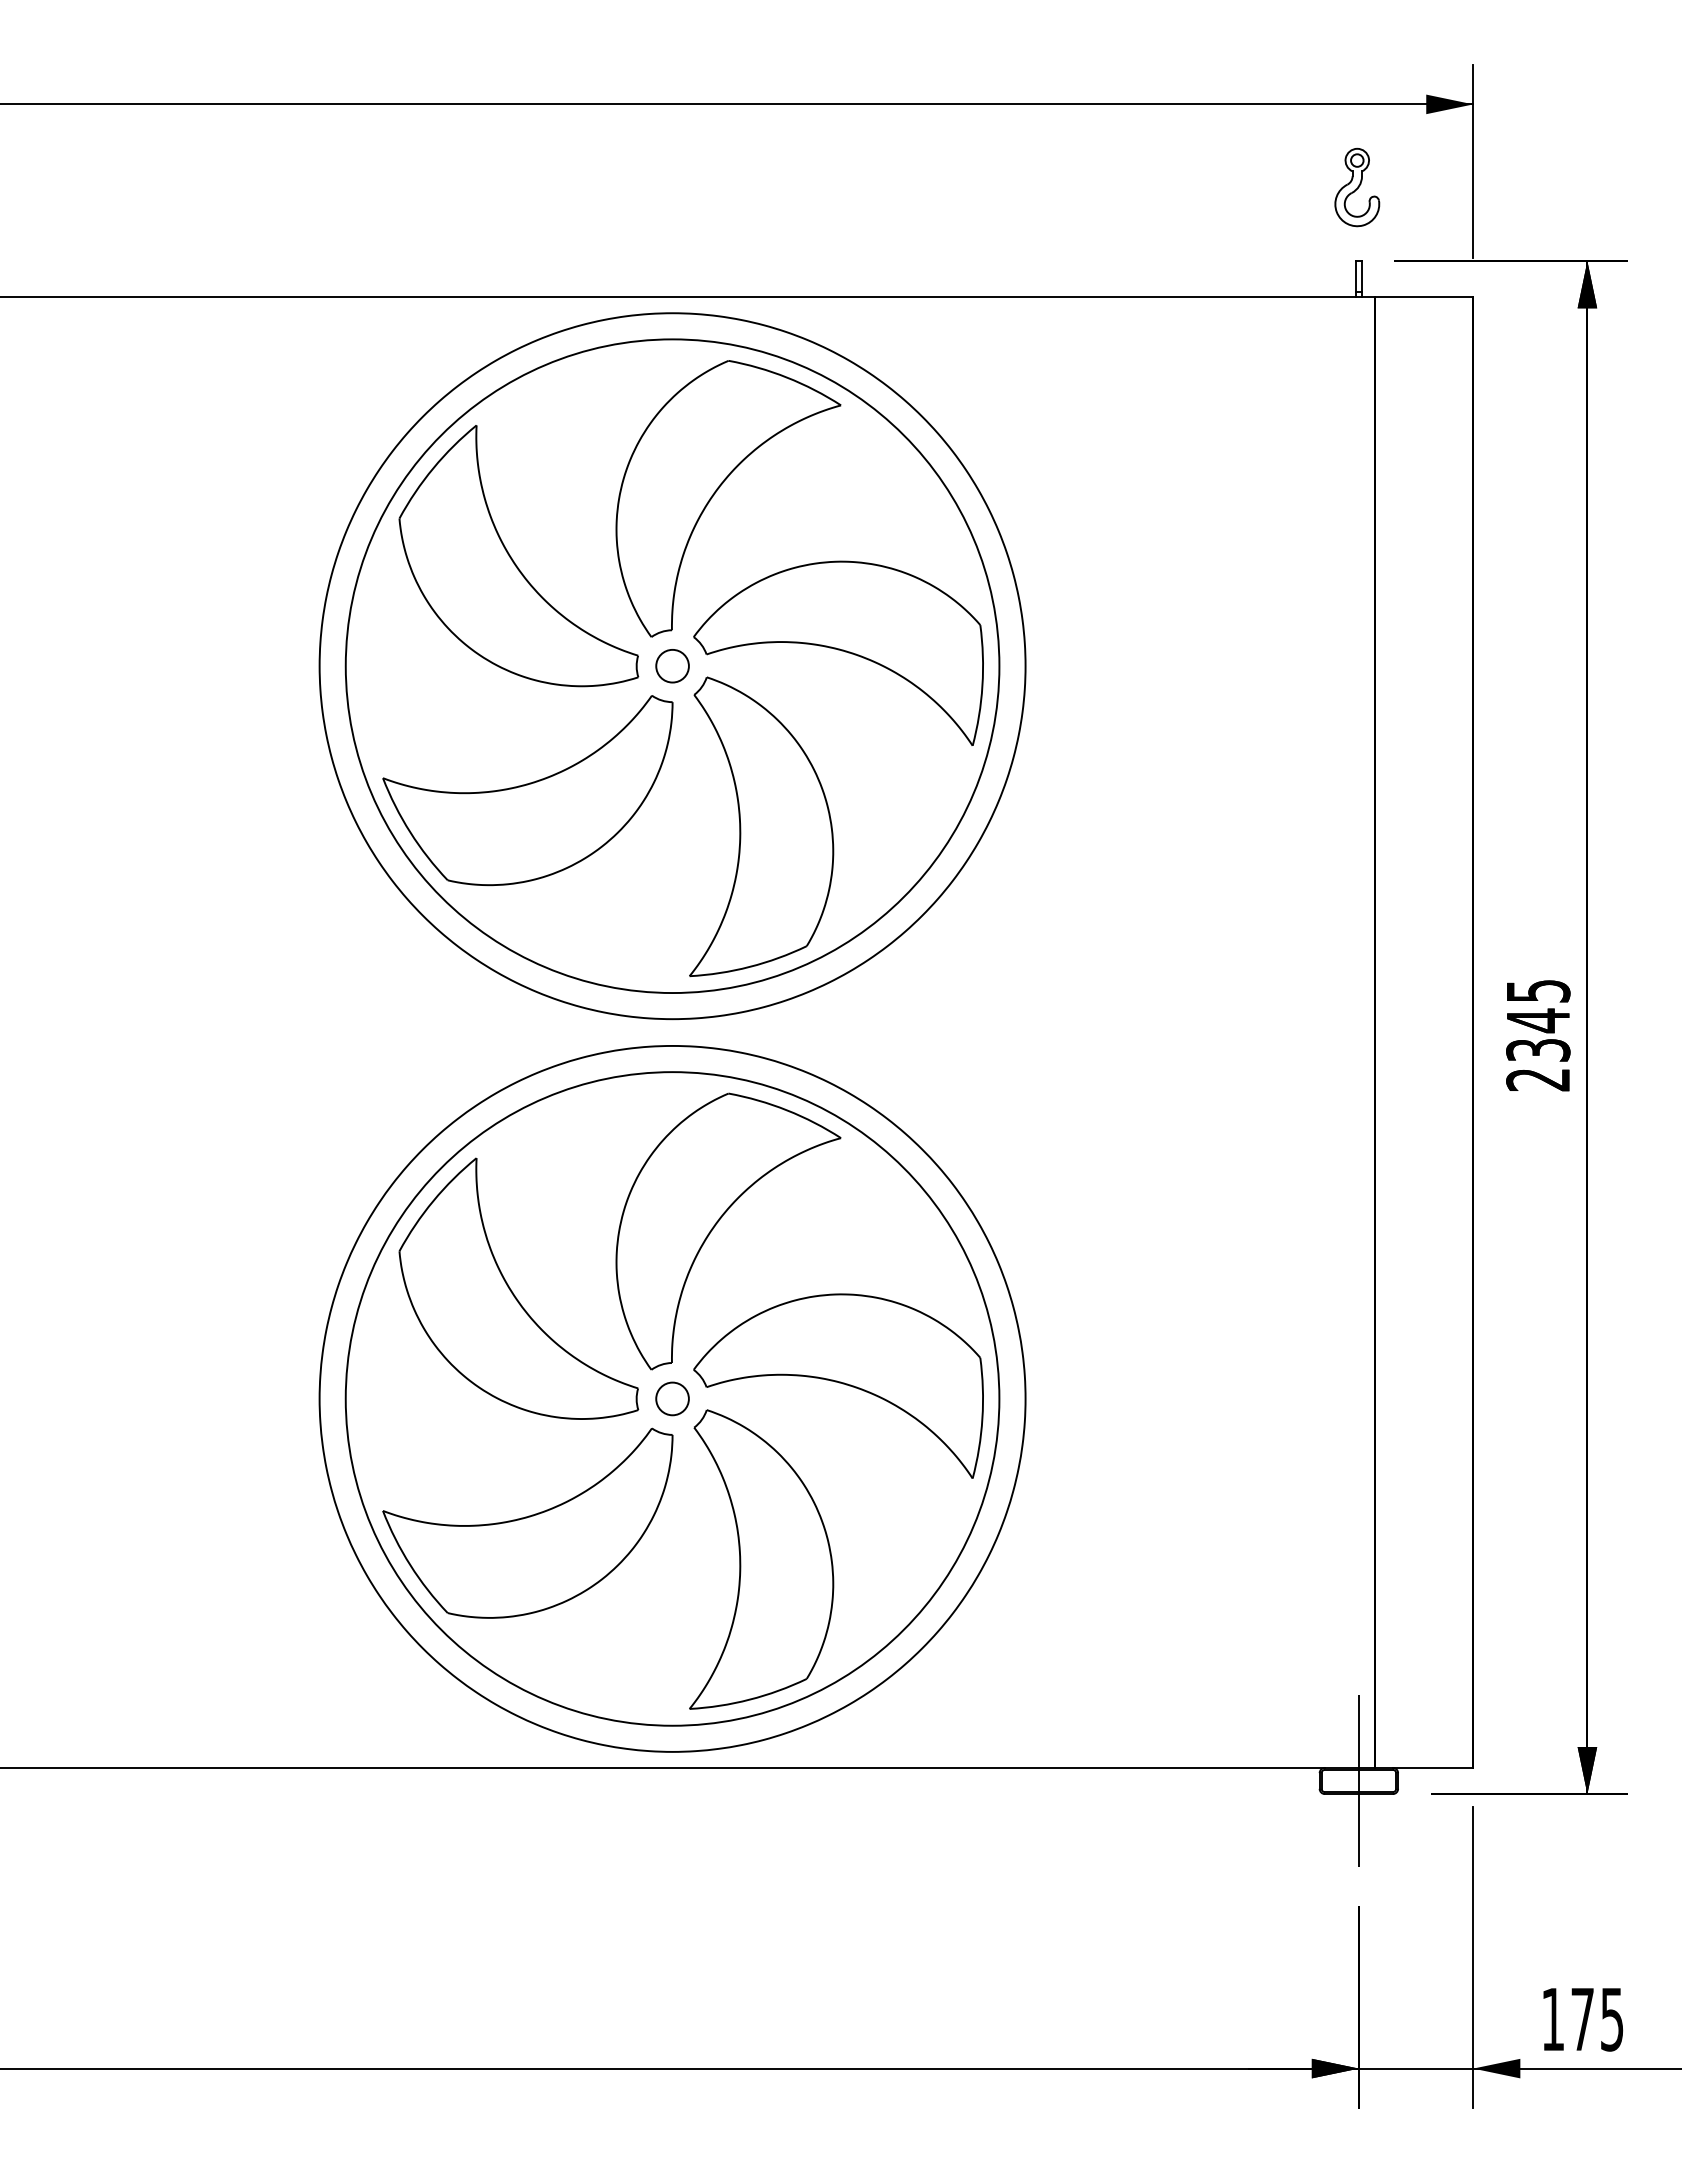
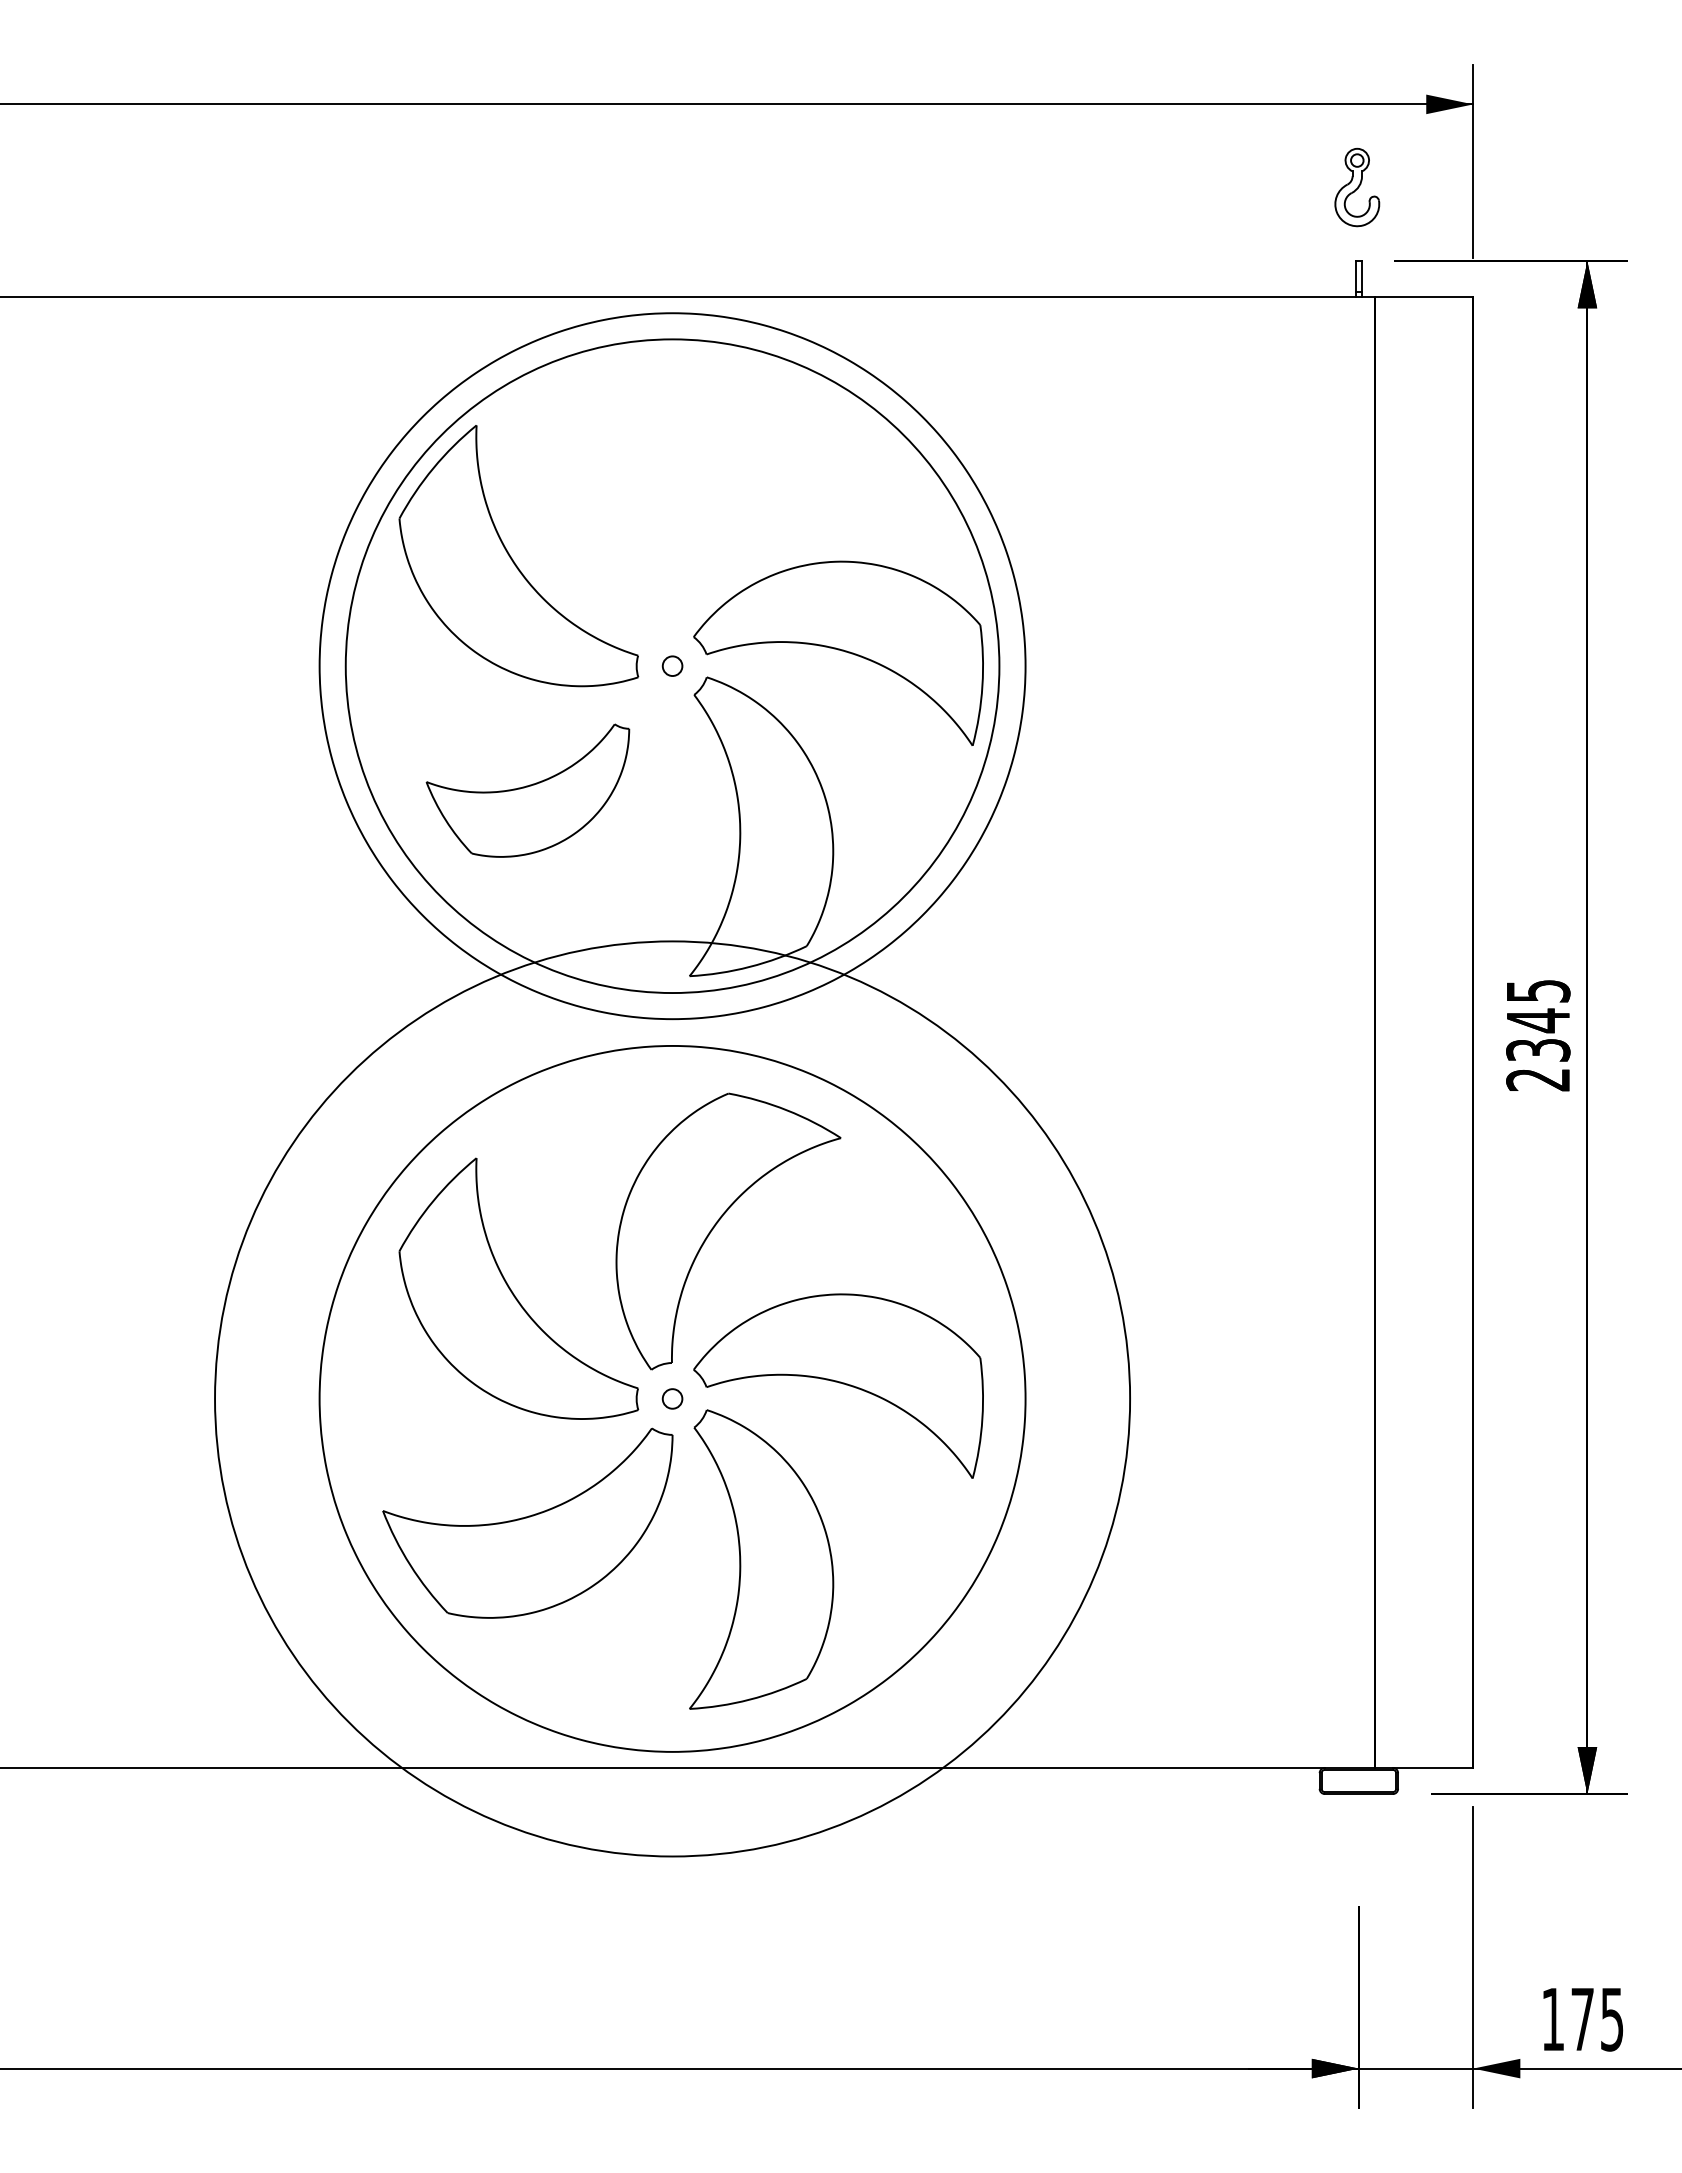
part: present -> none (716, 492)
circle diameter: 33 px -> 20 px (672, 666)
part size: 292x192 px -> 206x135 px (527, 790)
circle diameter: 33 px -> 20 px (672, 1398)
circle diameter: 654 px -> 915 px (672, 1398)
line: present -> none (1358, 1780)
